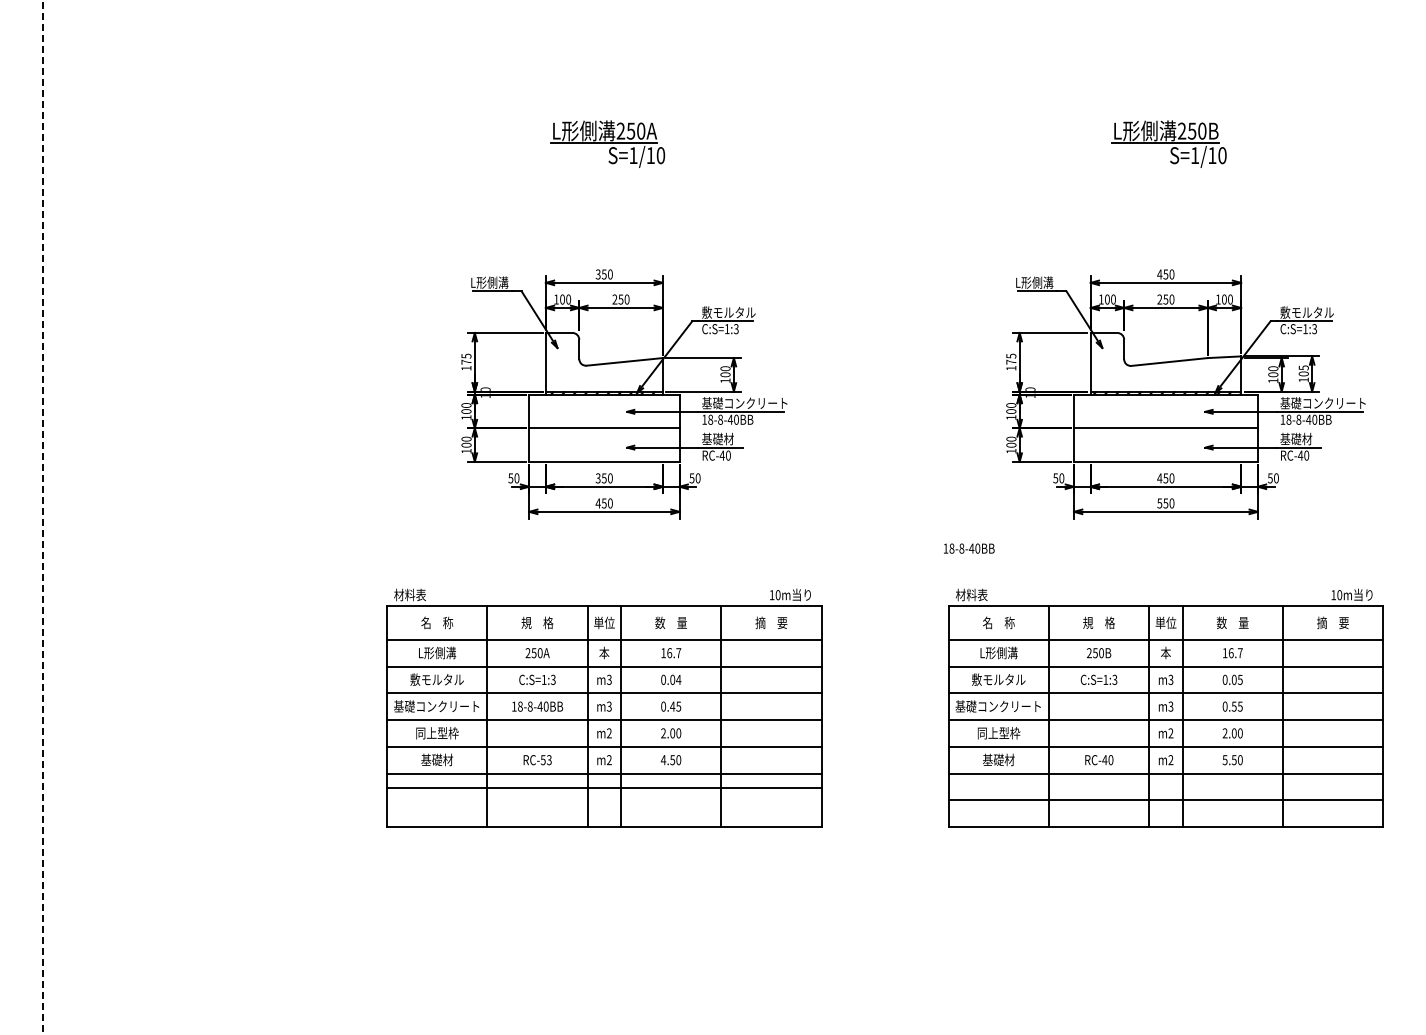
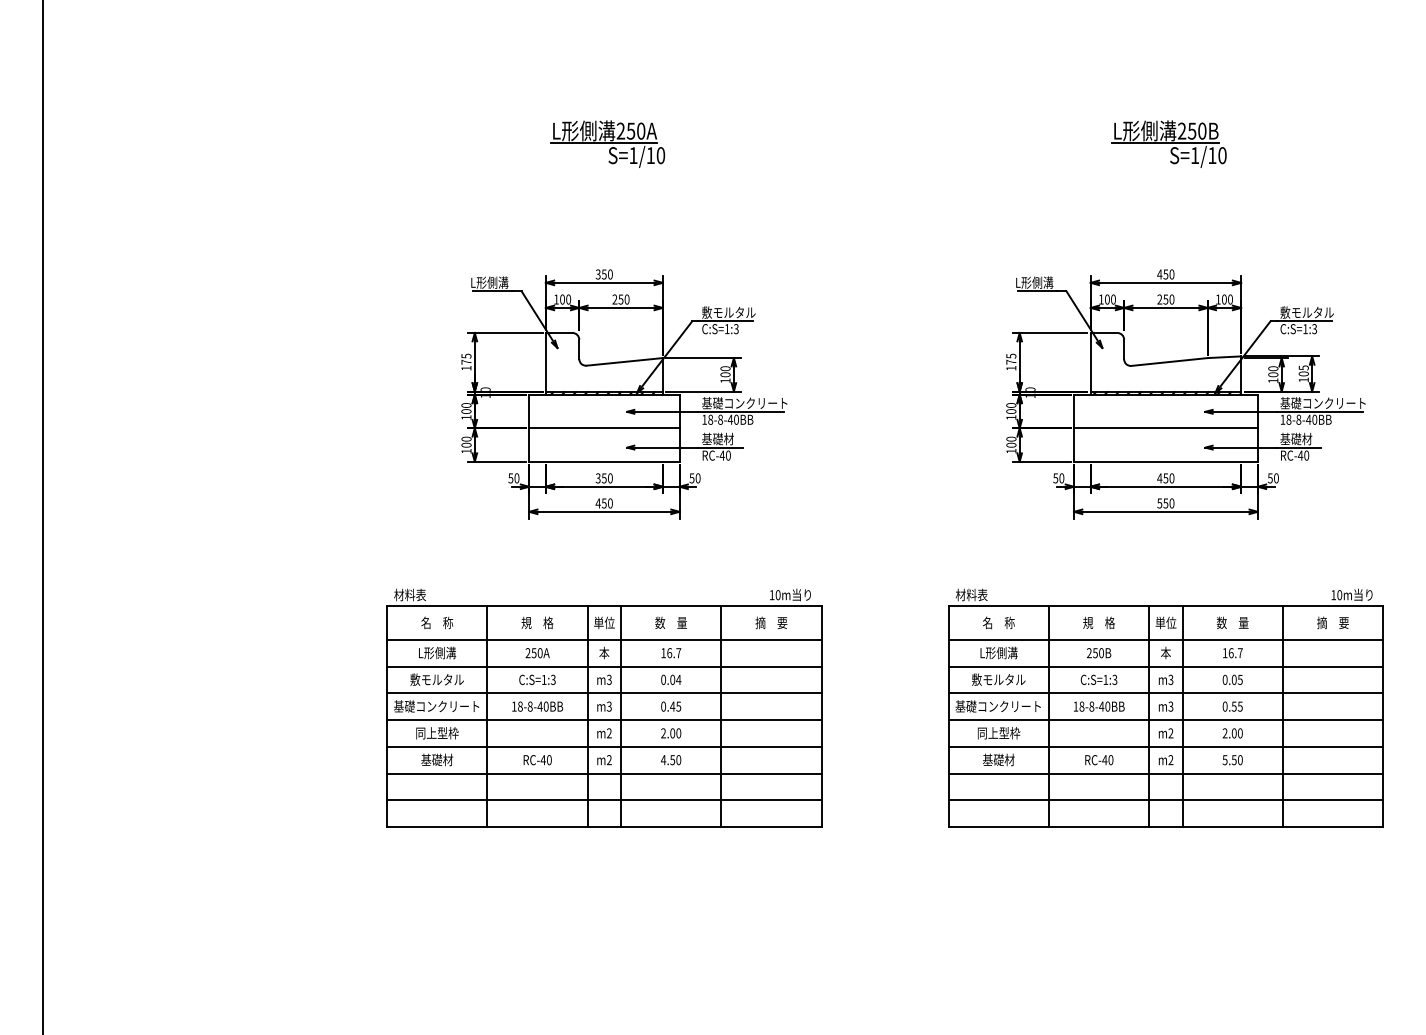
line: dashed -> solid (42, 517)
text position: (969, 548) -> (1099, 706) (1099, 706)
text: RC-53 -> RC-40 (545, 760)
line position: (604, 788) -> (604, 800) (604, 800)
